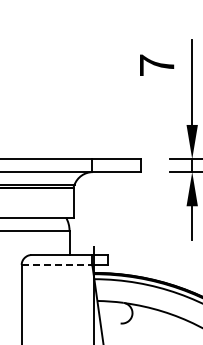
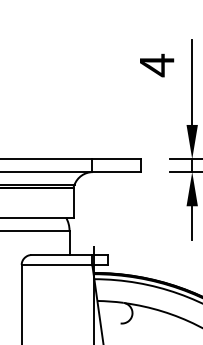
text: 7 -> 4 (157, 65)
line: dashed -> solid (57, 264)
